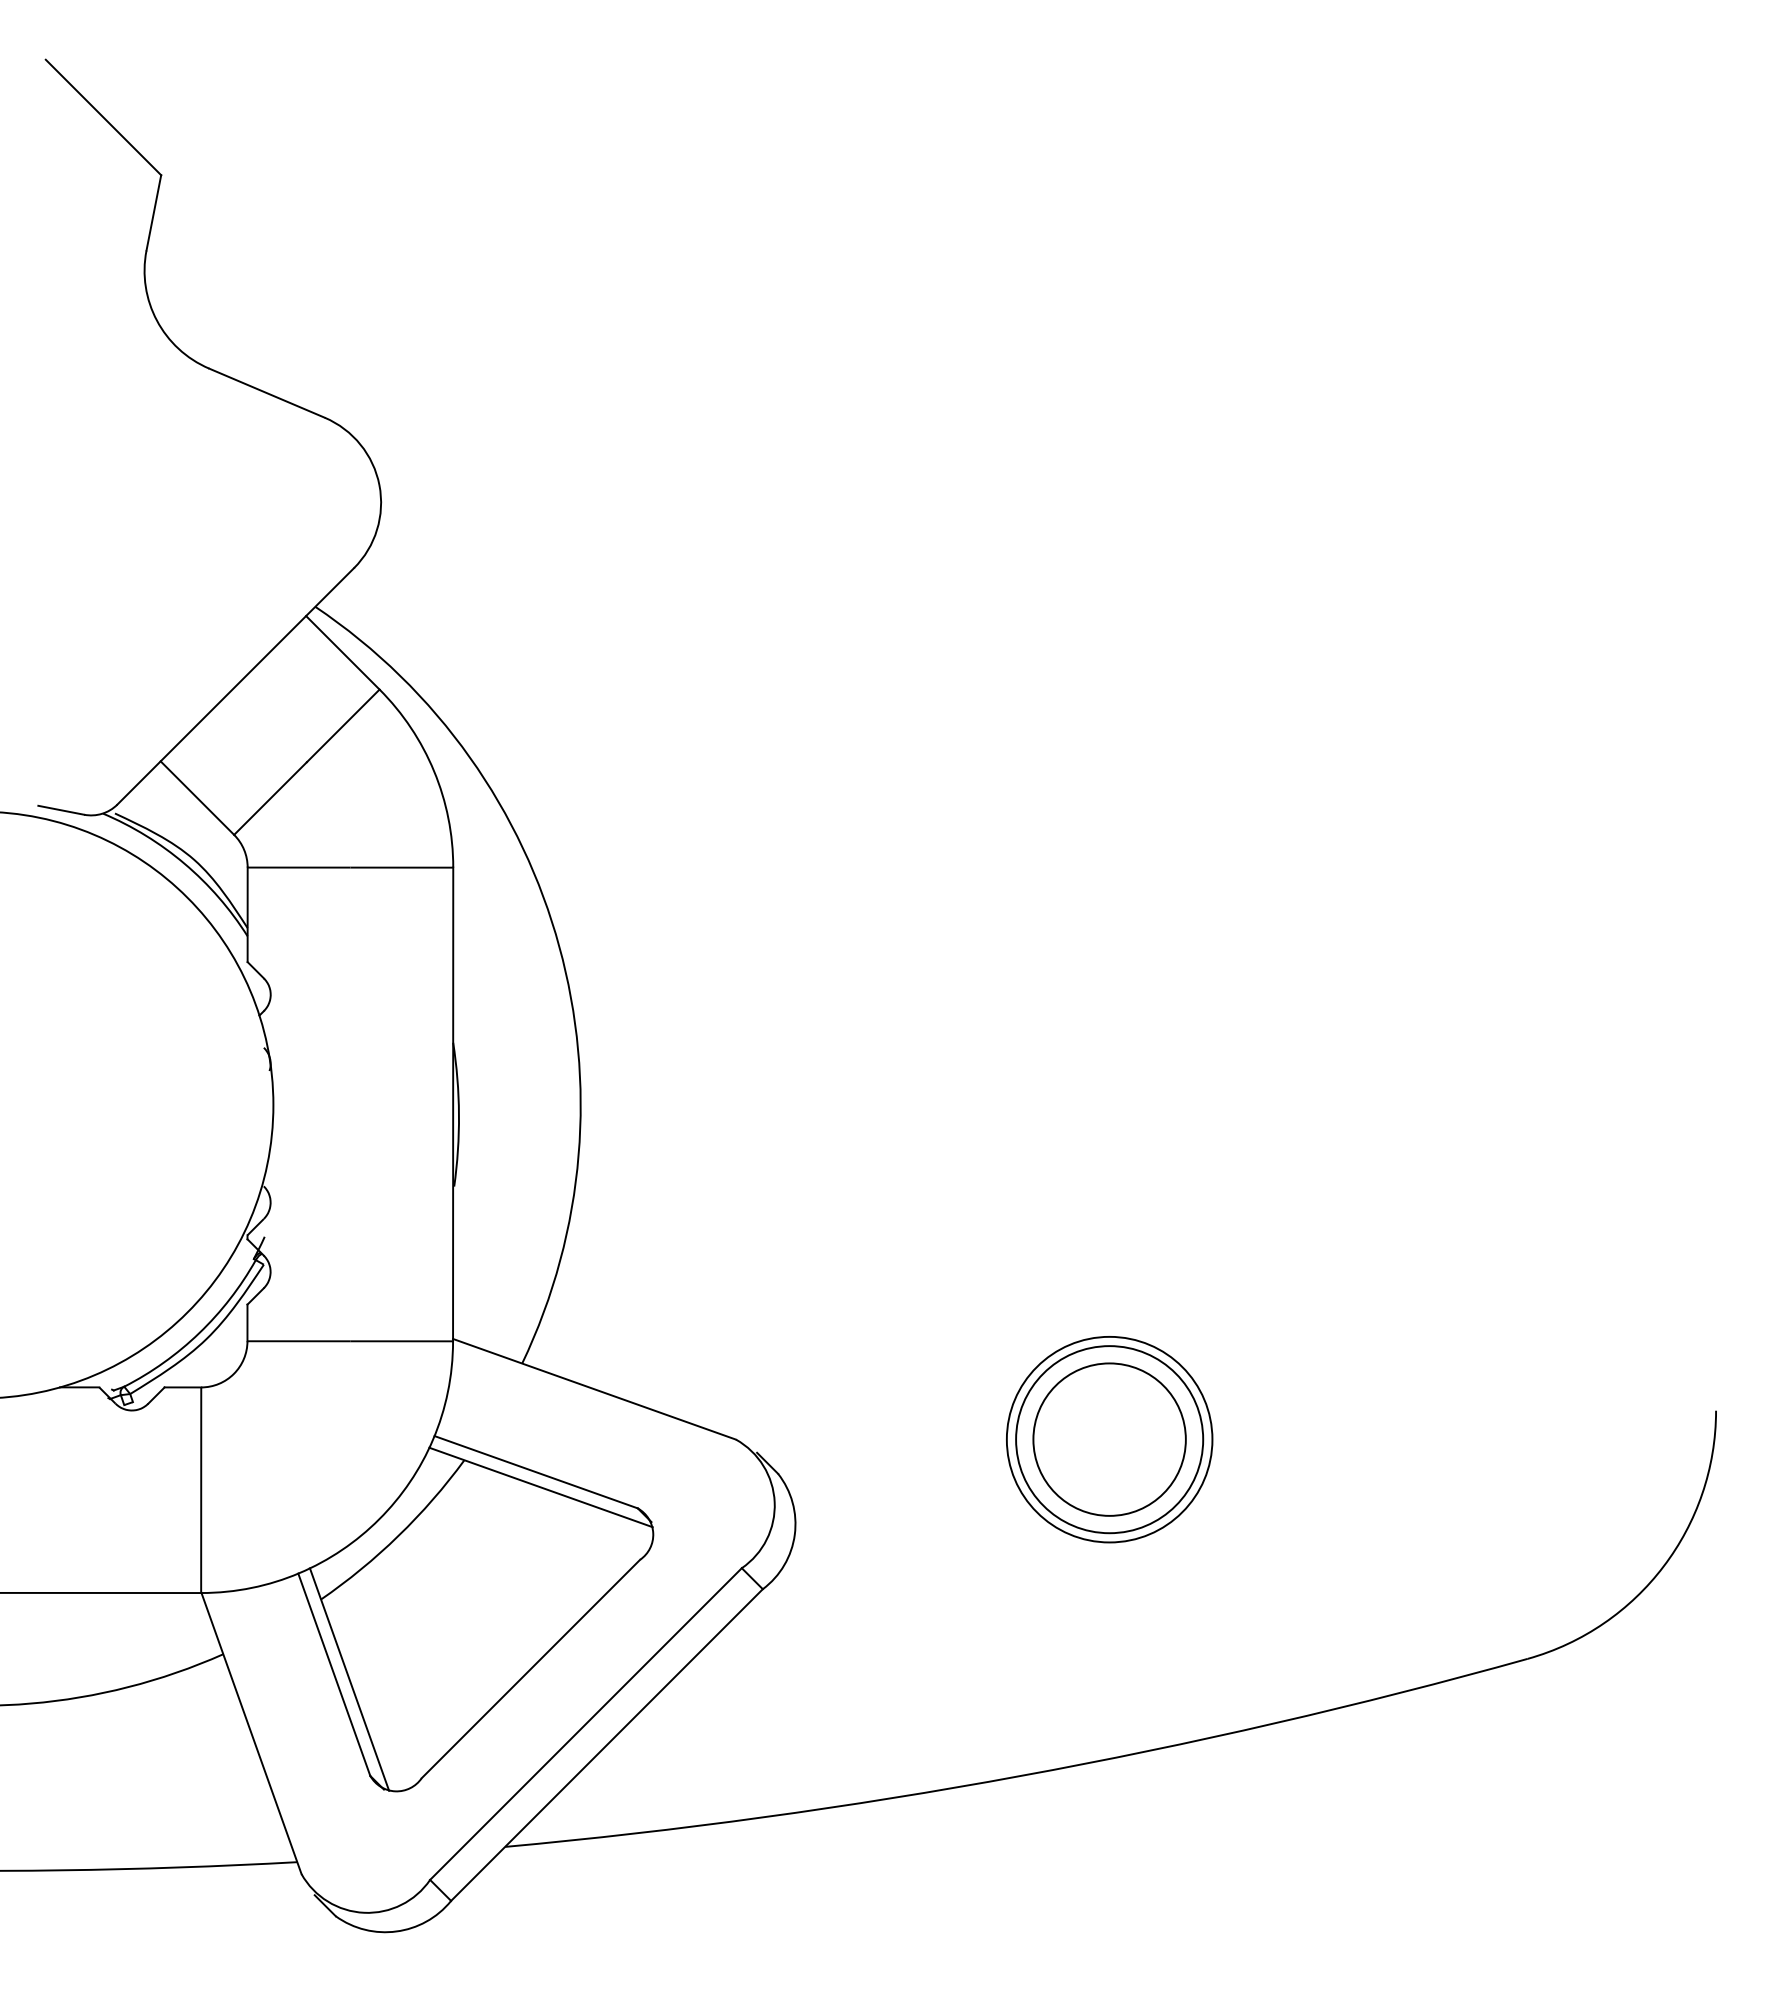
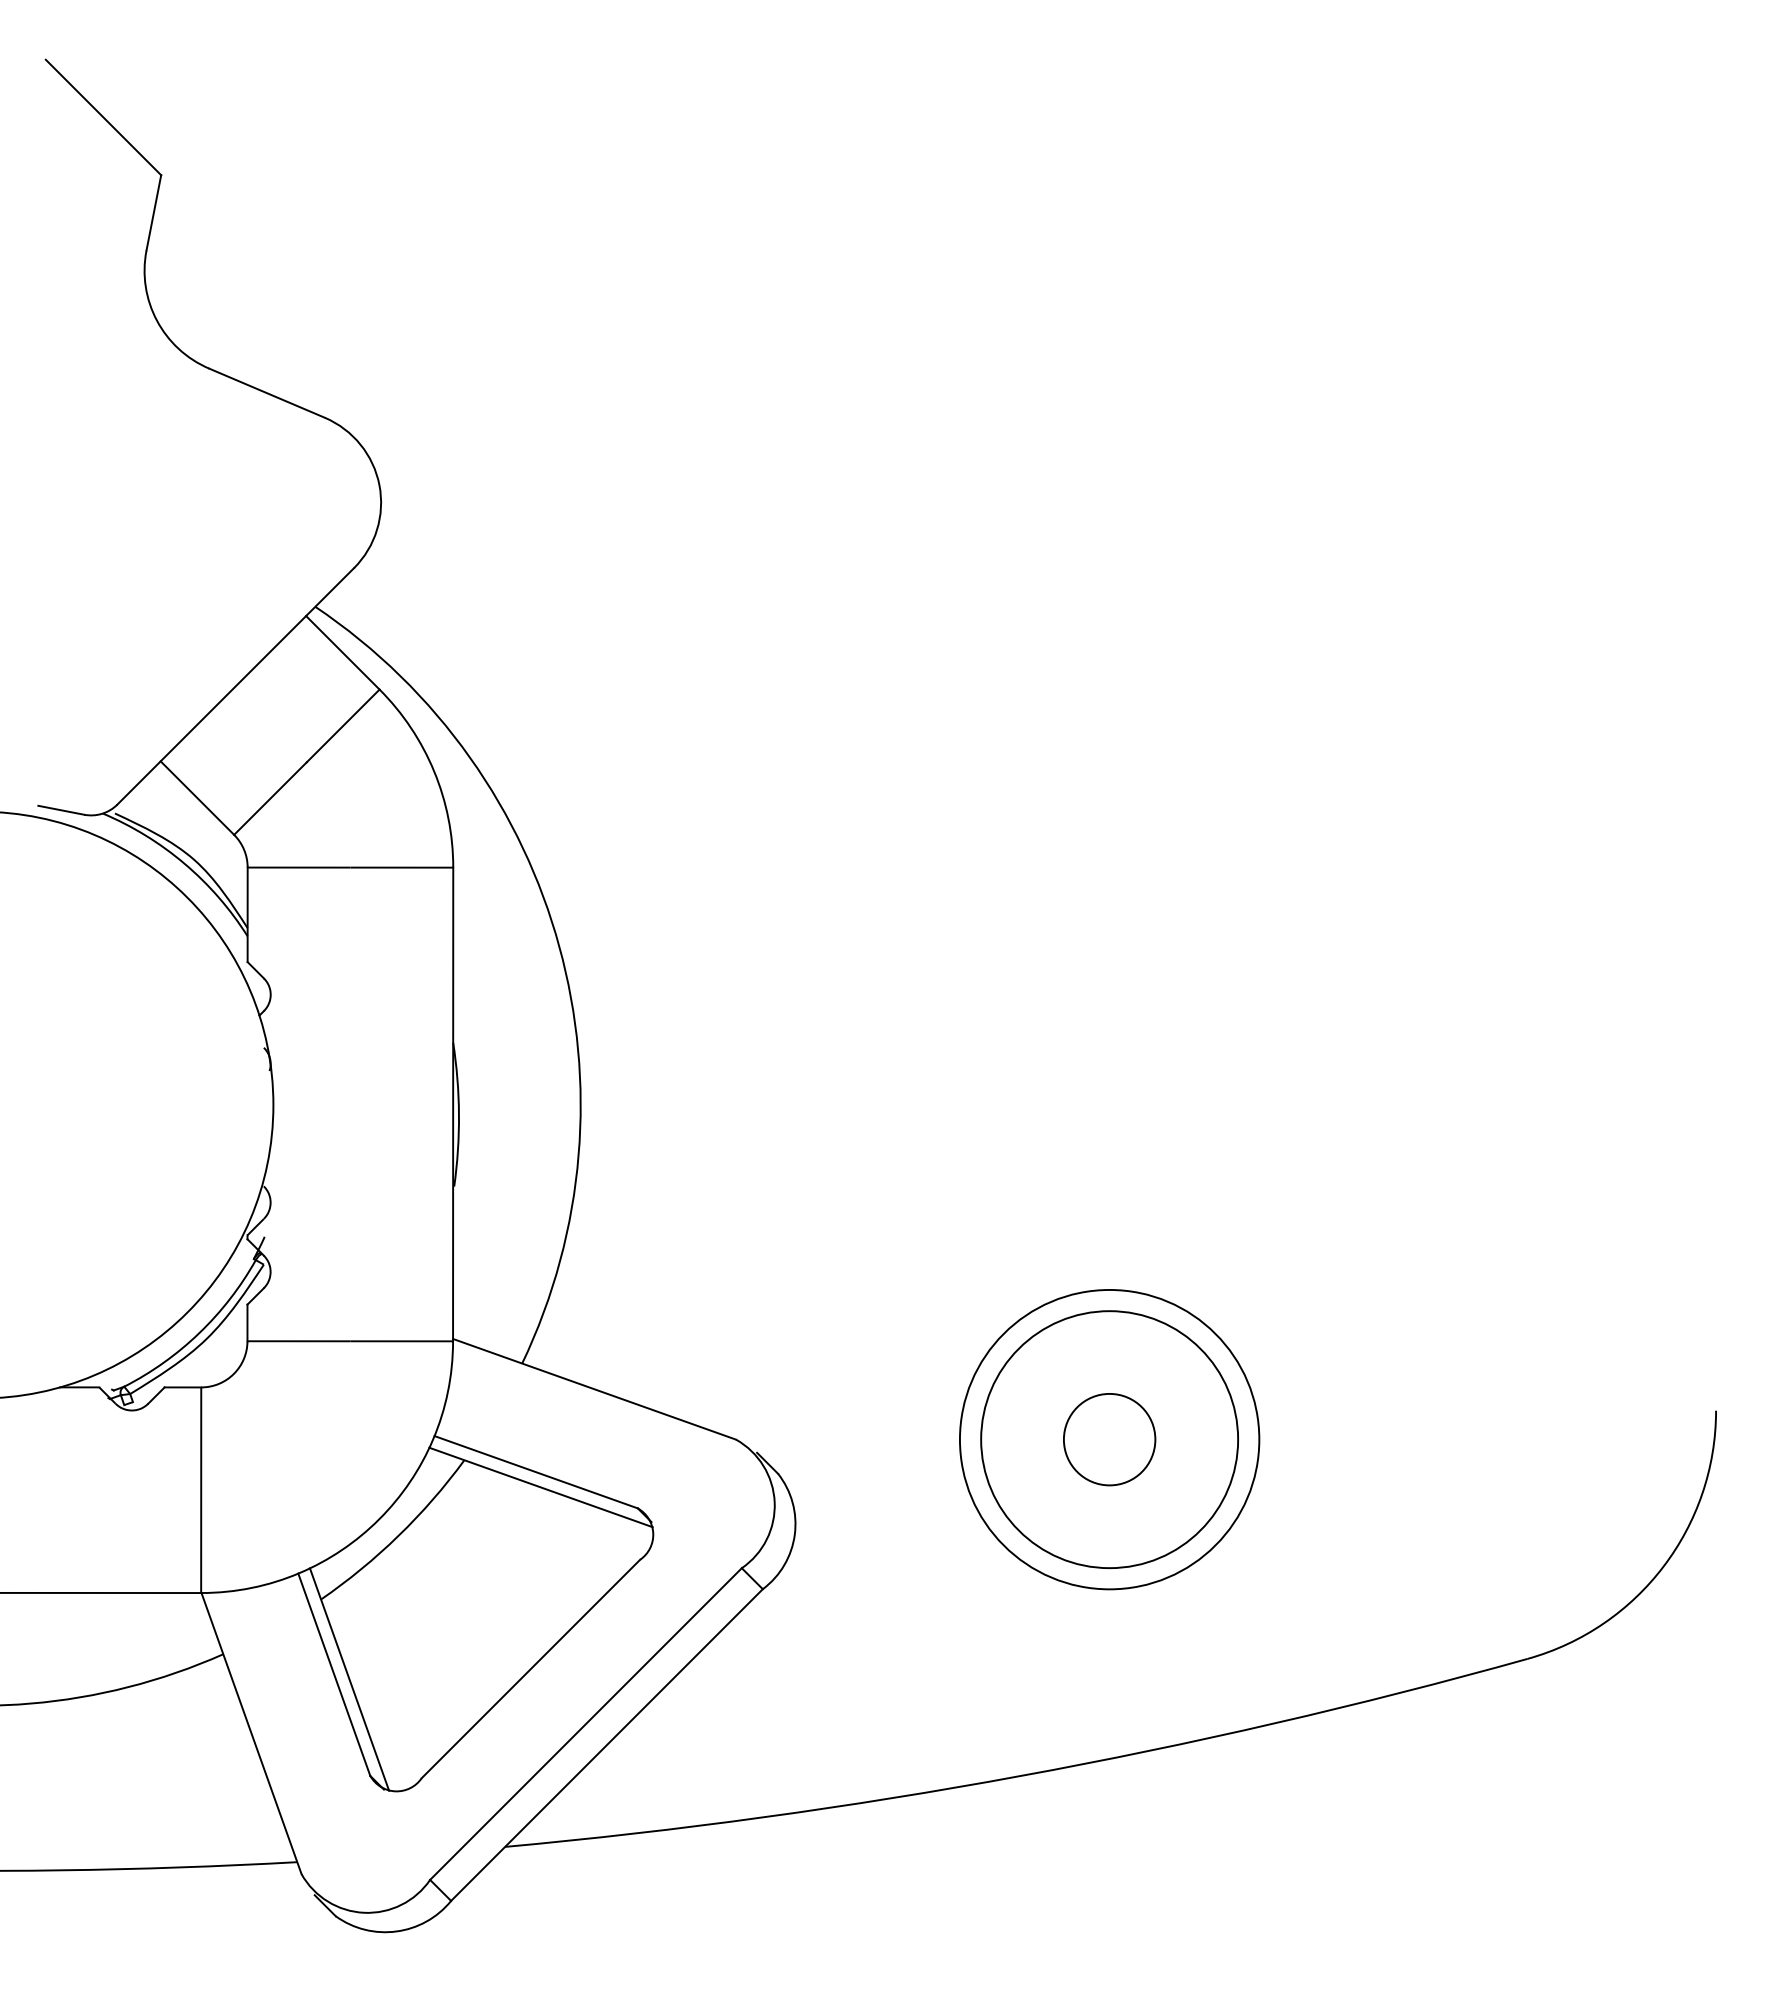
circle diameter: 152 px -> 91 px (1109, 1439)
circle diameter: 187 px -> 299 px (1109, 1439)
circle diameter: 206 px -> 257 px (1109, 1439)
